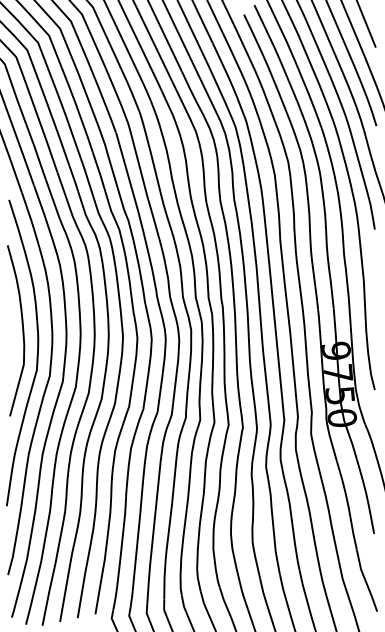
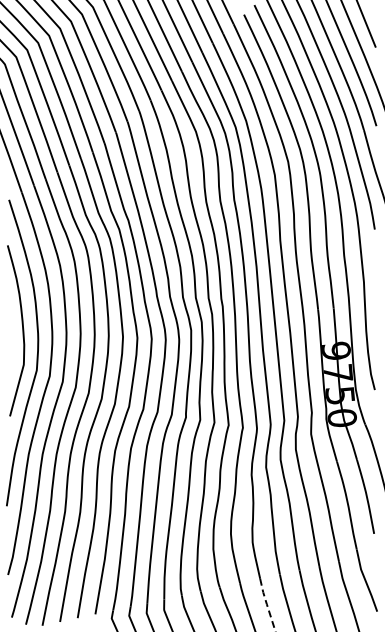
line: solid -> dashed (266, 604)
